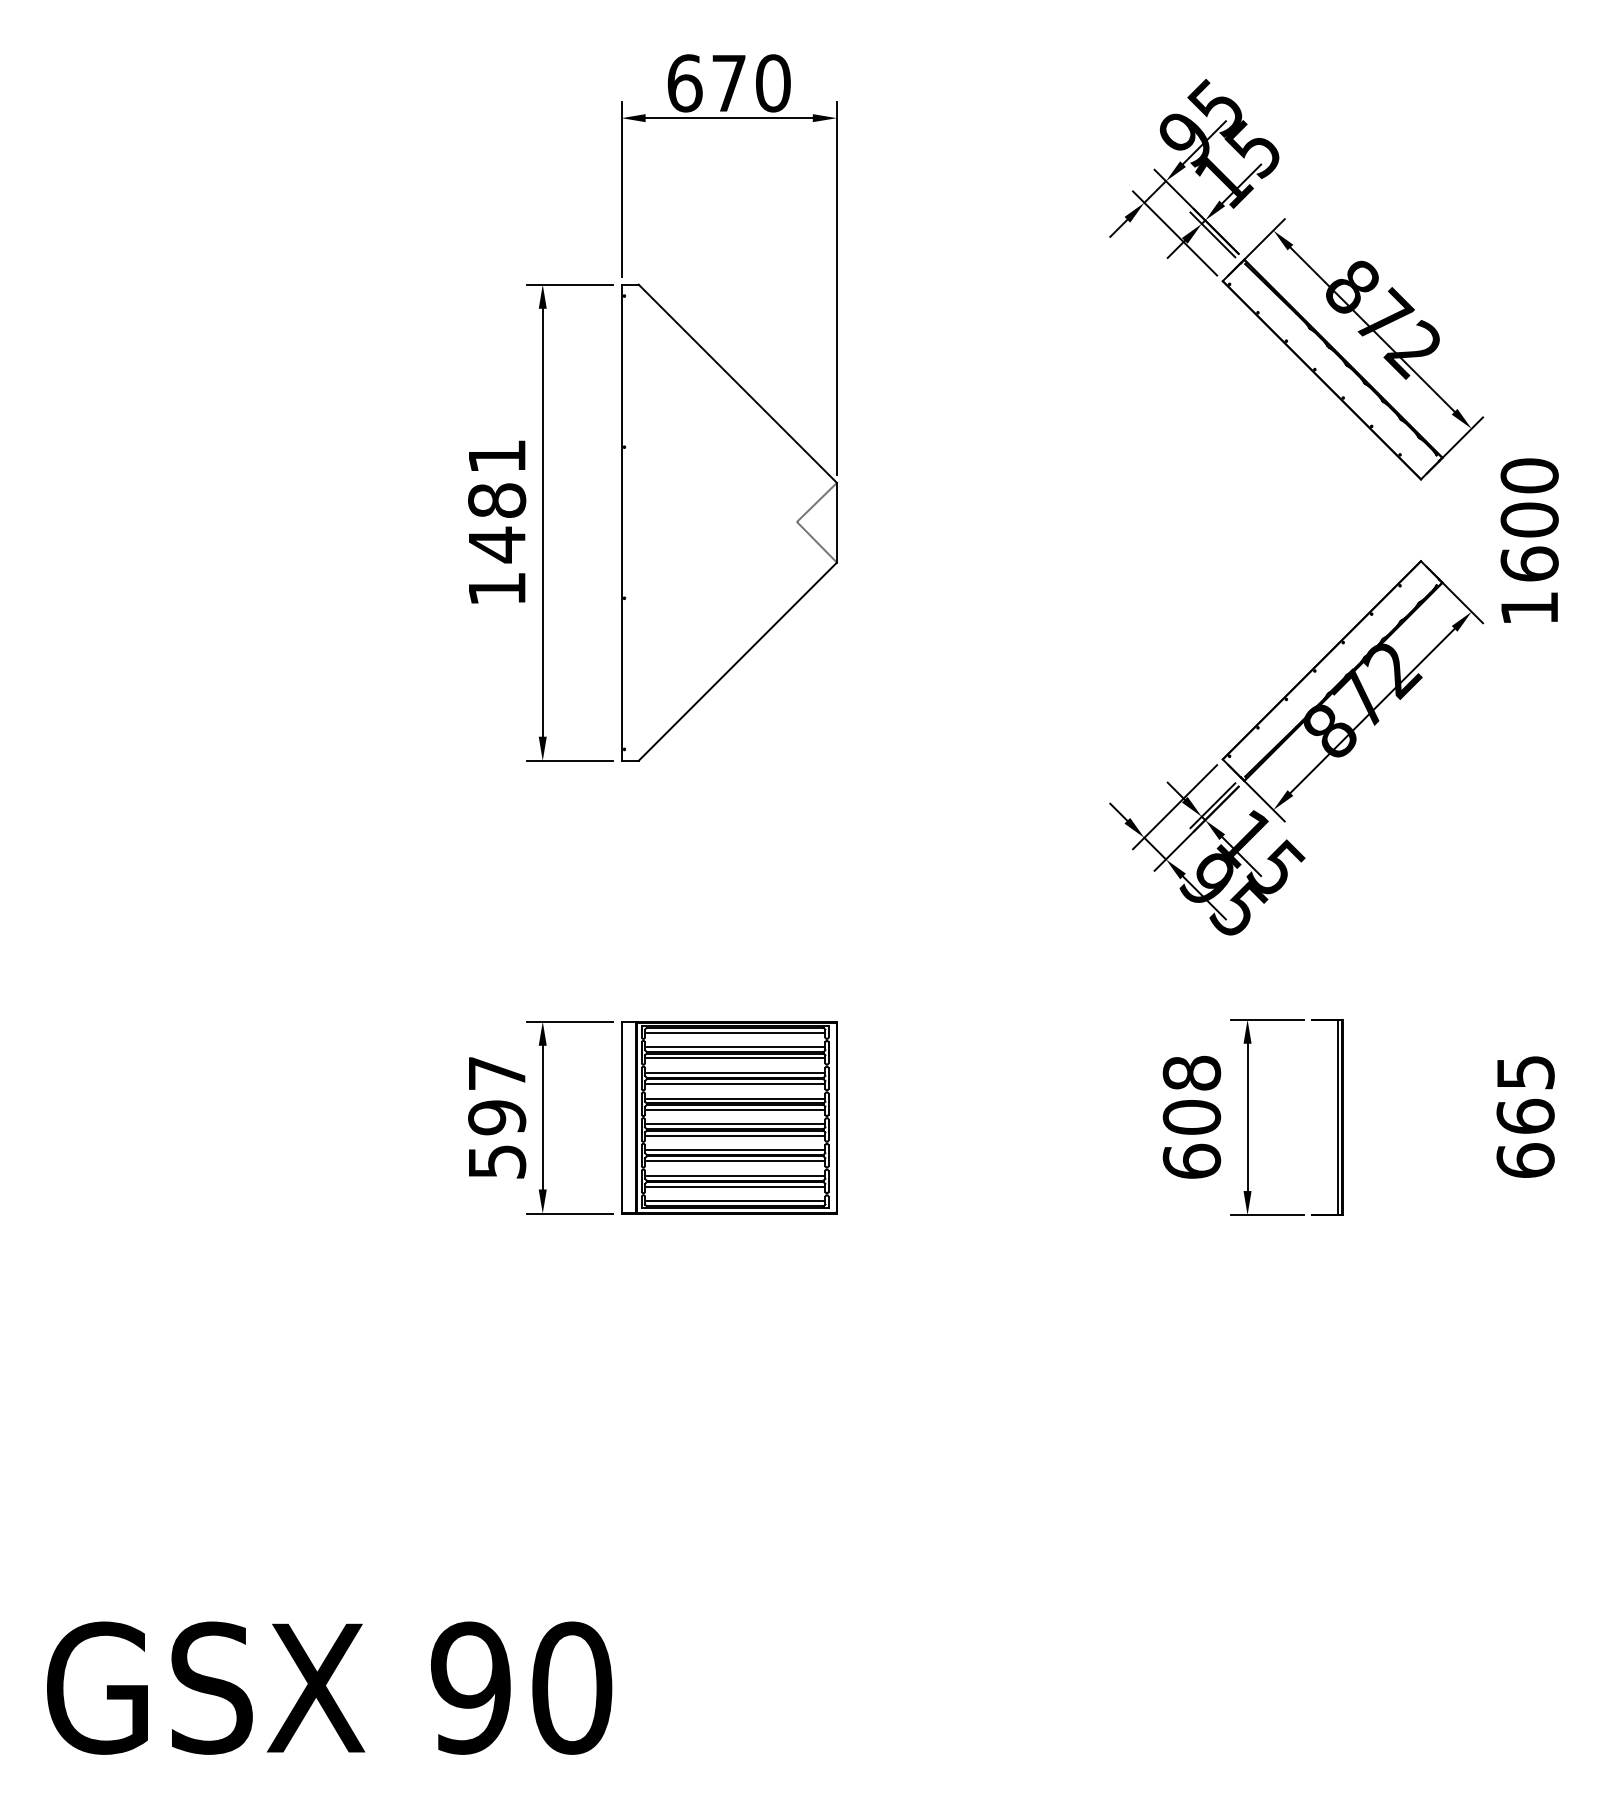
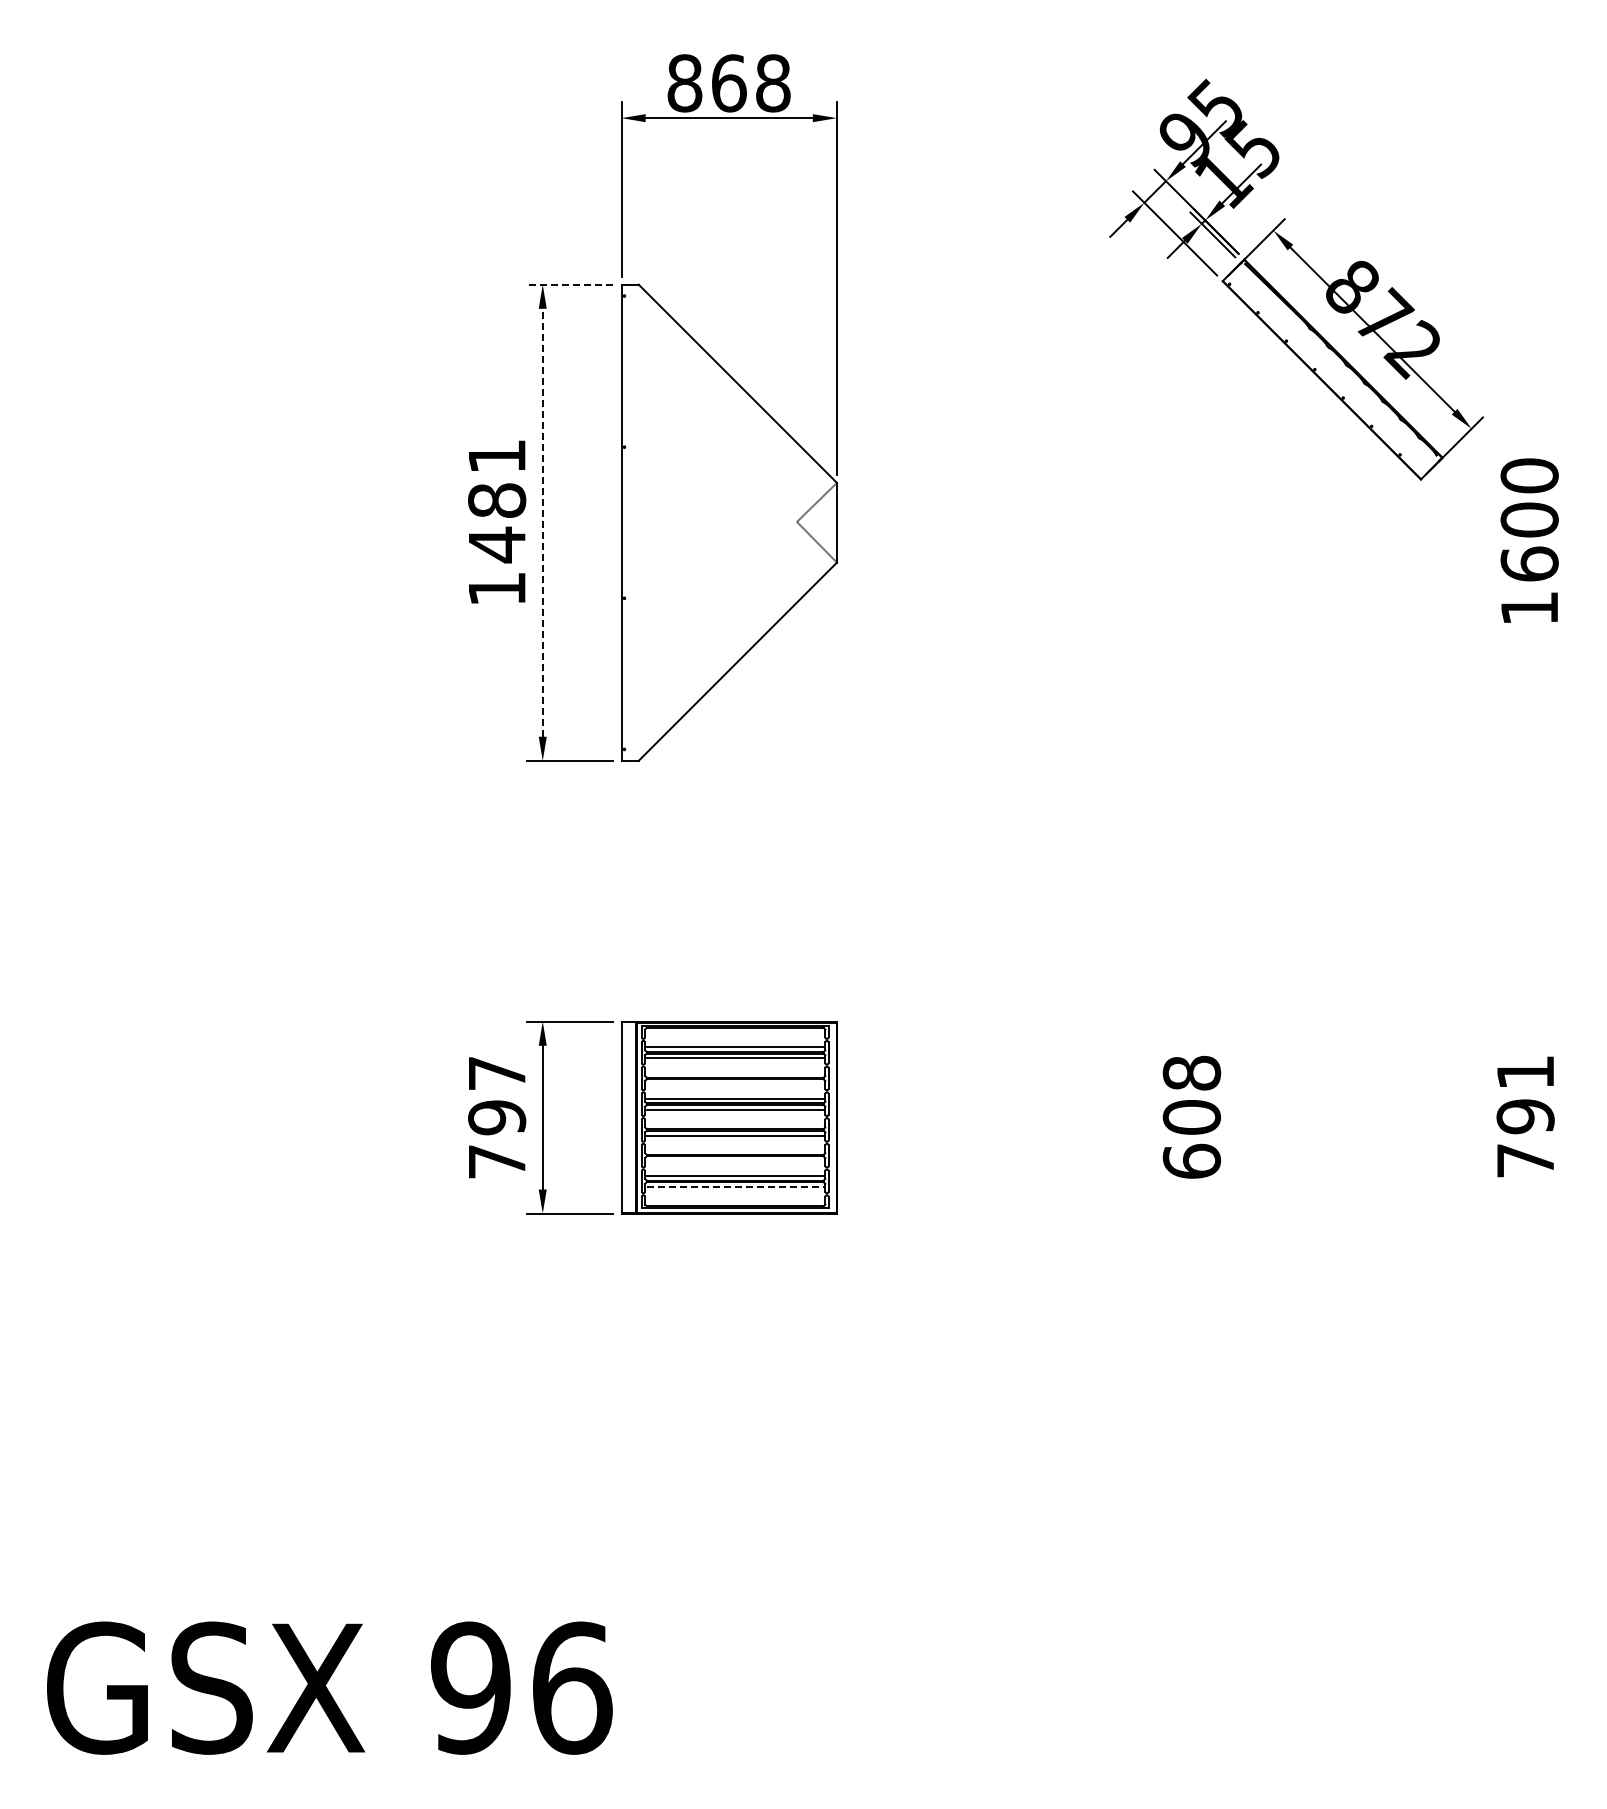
text: 670 -> 868 (728, 83)
line: solid -> dashed (569, 284)
line: solid -> dashed (542, 522)
part: present -> none (1296, 747)
line: present -> none (734, 1032)
line: present -> none (734, 1072)
line: present -> none (734, 1084)
text: 665 -> 791 (1525, 1116)
part: present -> none (1248, 1117)
line: present -> none (734, 1124)
line: present -> none (734, 1150)
text: 597 -> 797 (497, 1161)
line: present -> none (734, 1161)
line: solid -> dashed (735, 1187)
line: present -> none (734, 1201)
text: 90 -> 96 (572, 1687)
